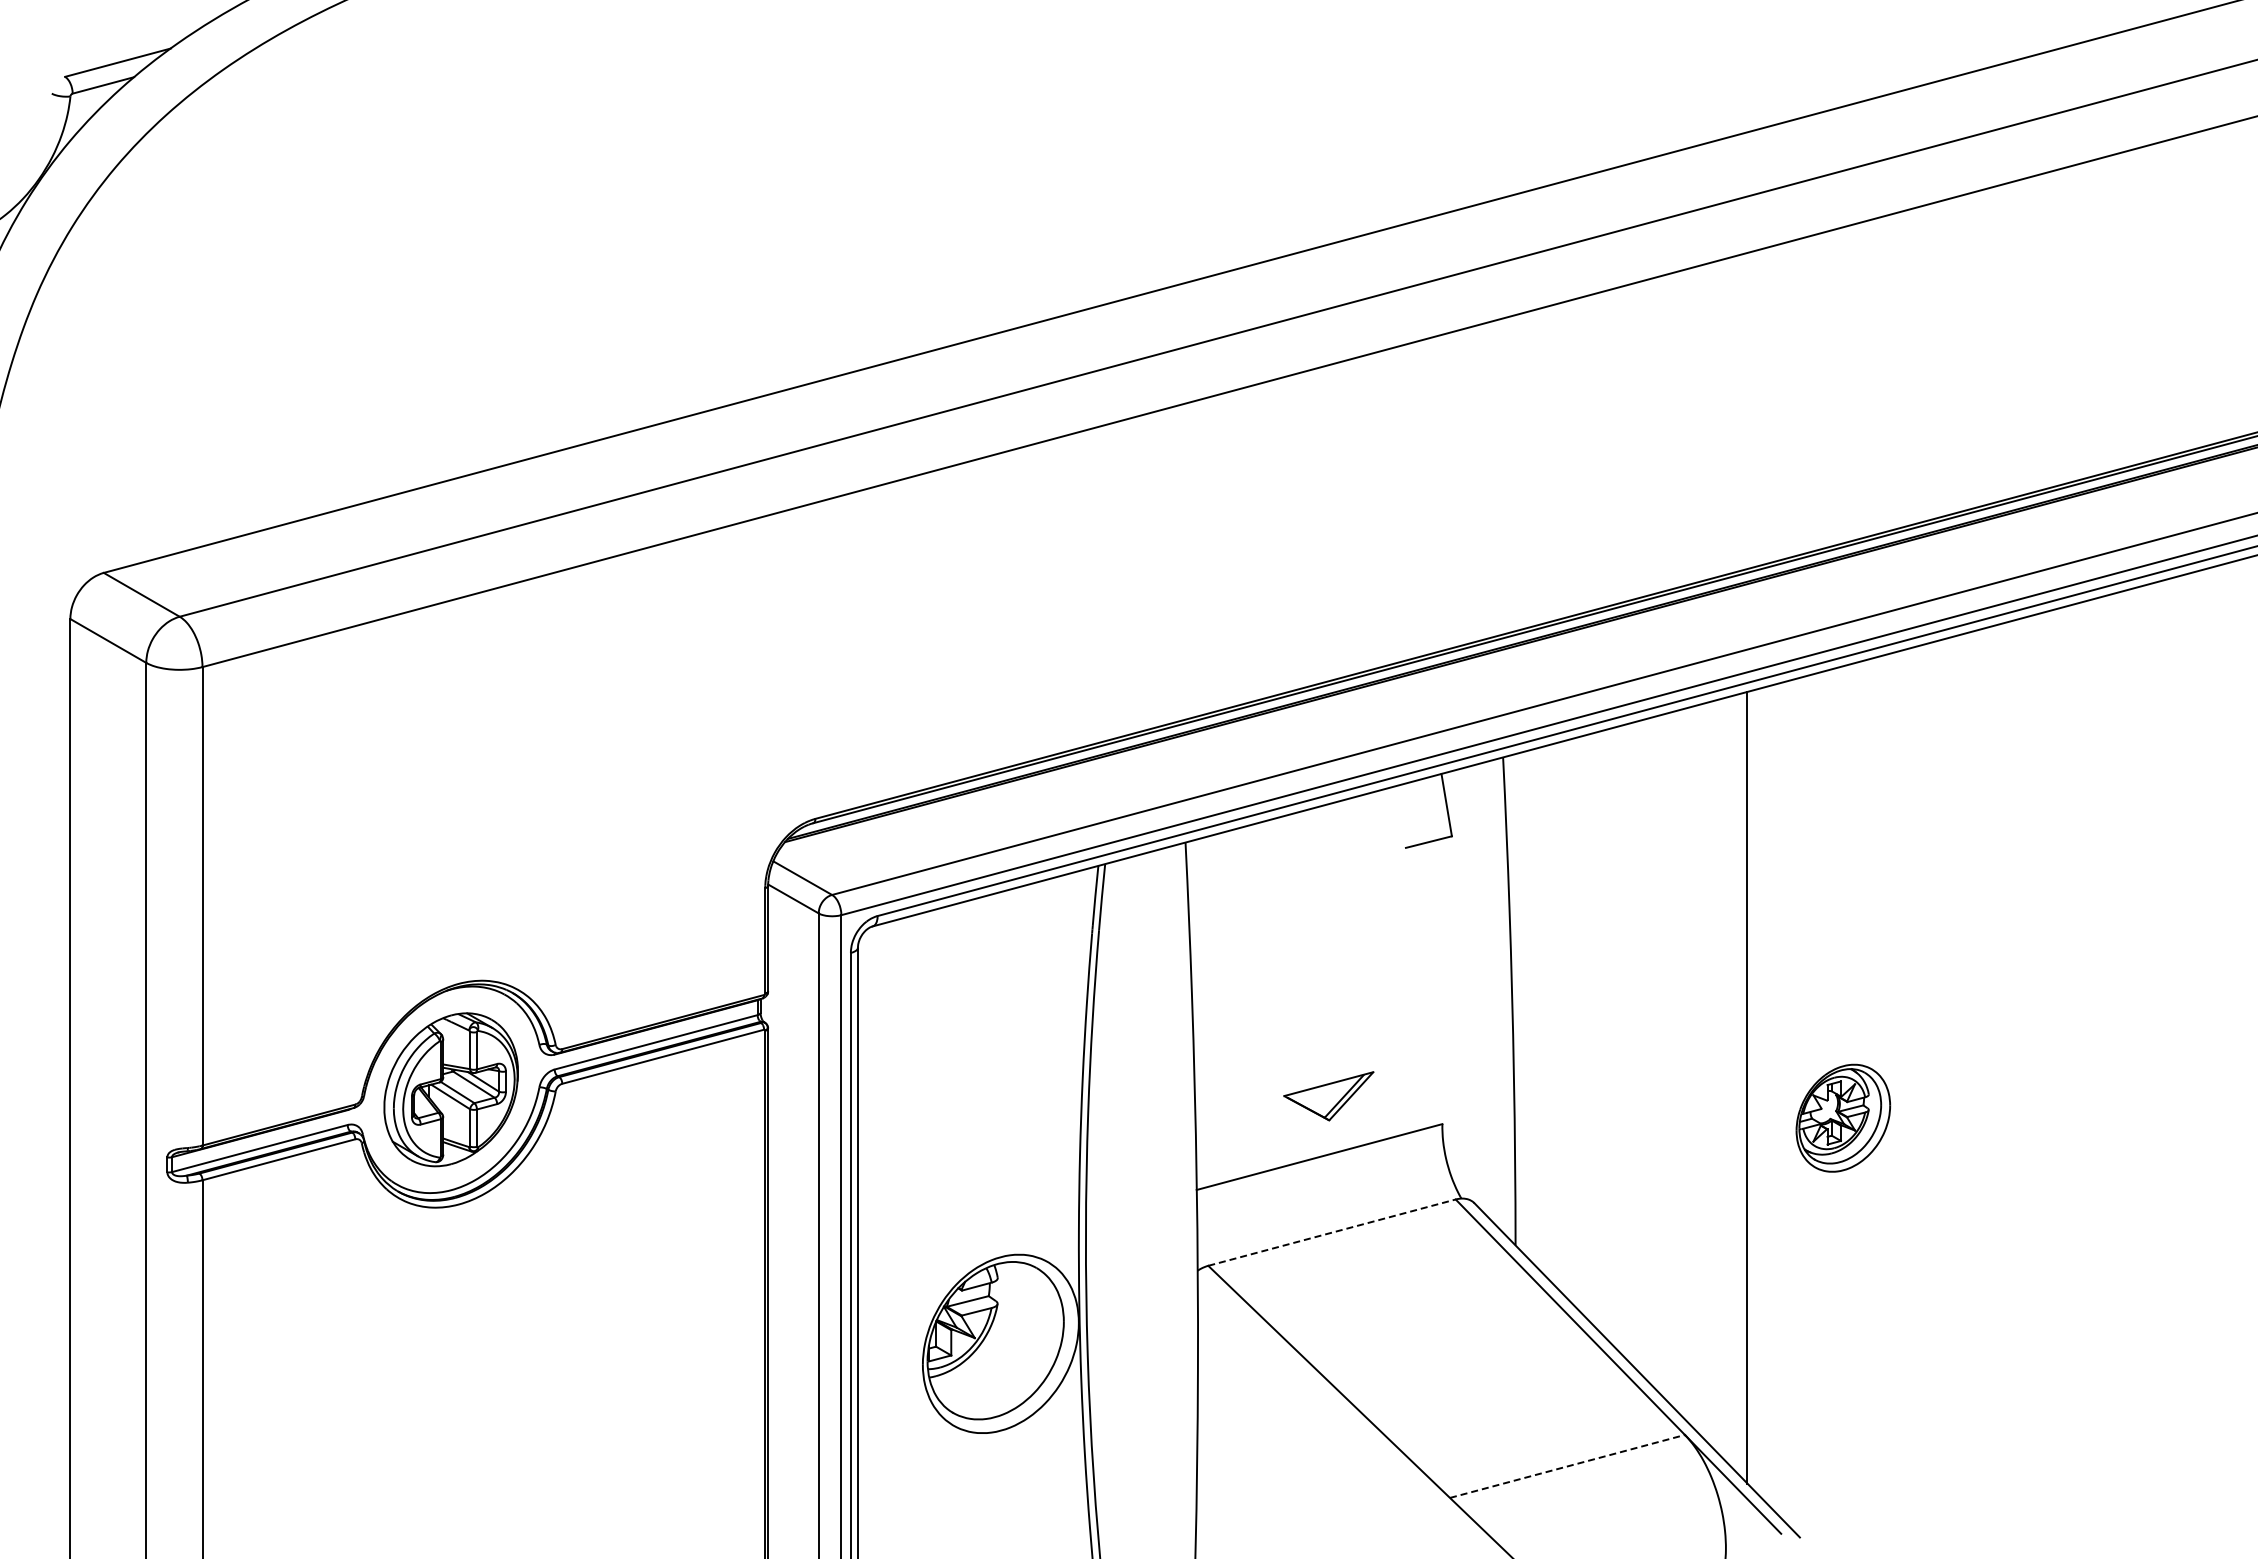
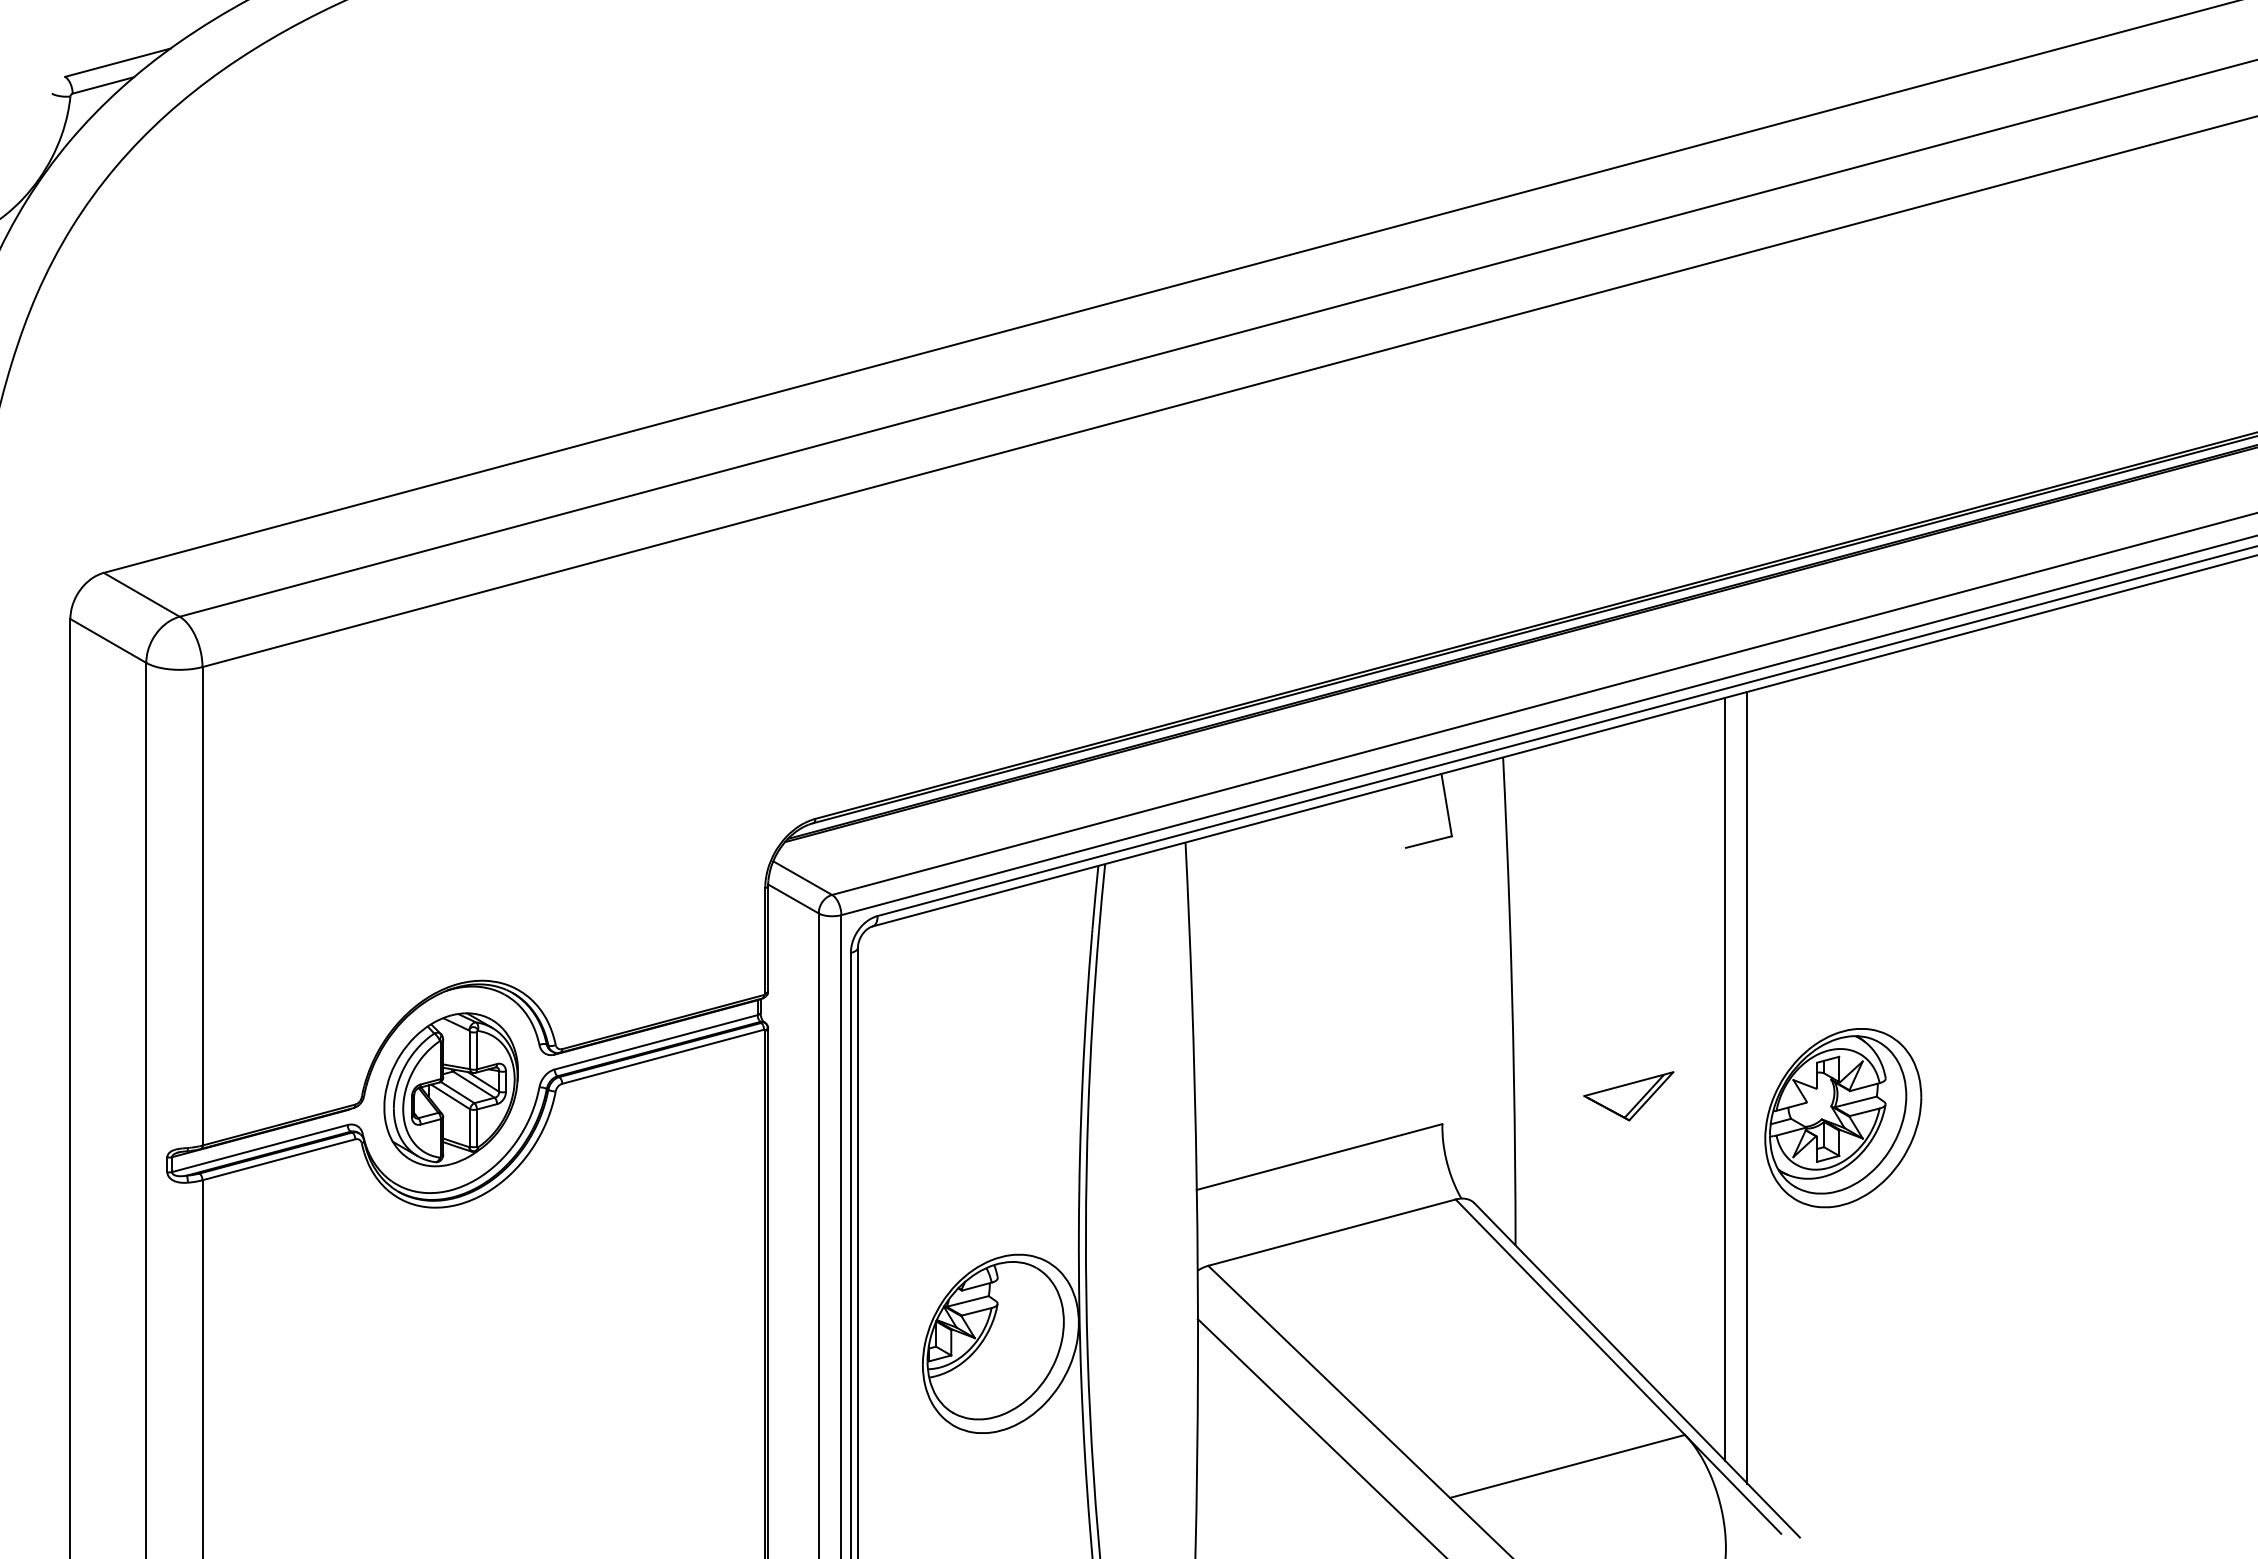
line: none -> present (1724, 1078)
part position: (1328, 1096) -> (1628, 1096) (1628, 1096)
part size: 97x110 px -> 159x181 px (1843, 1118)
line: dashed -> solid (1332, 1232)
line: none -> present (1320, 1437)
line: dashed -> solid (1567, 1466)
